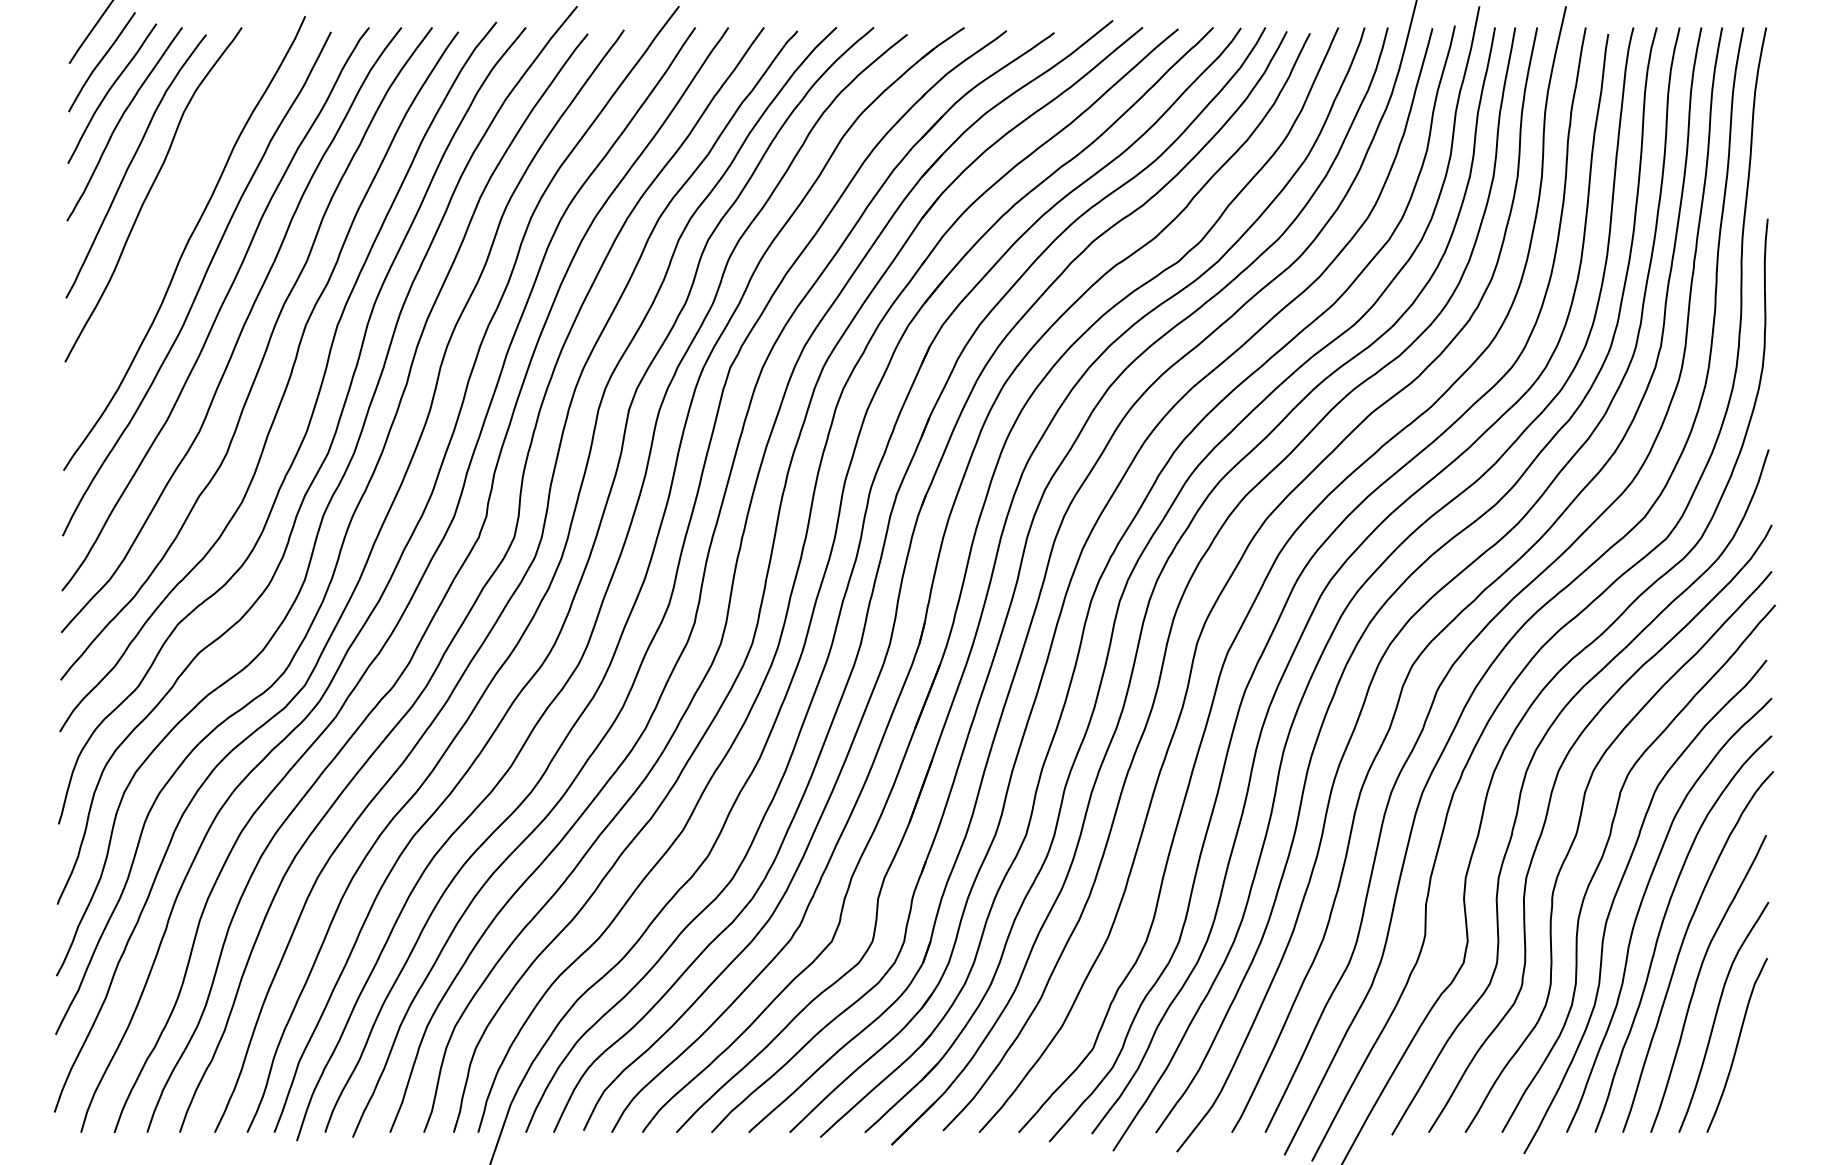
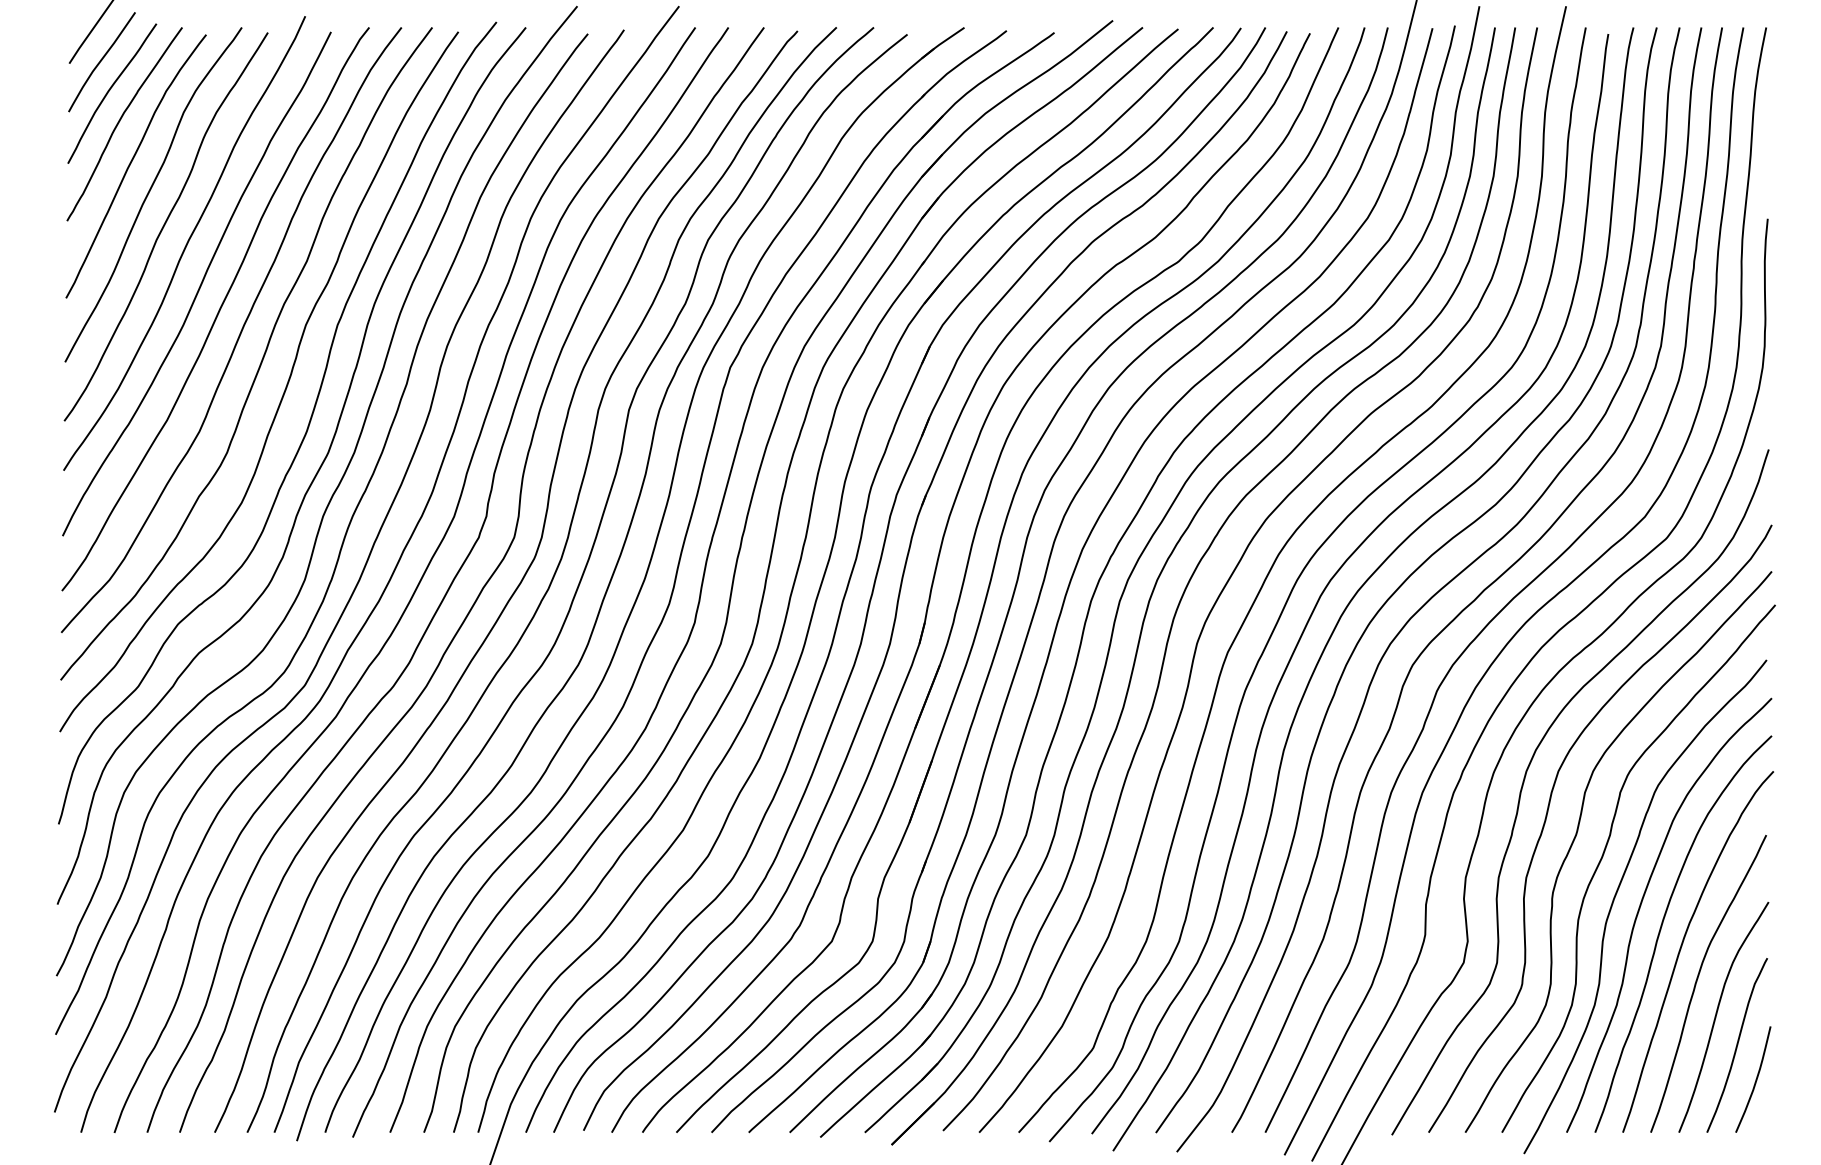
curve: none -> present (165, 225)
curve: none -> present (1755, 1079)
